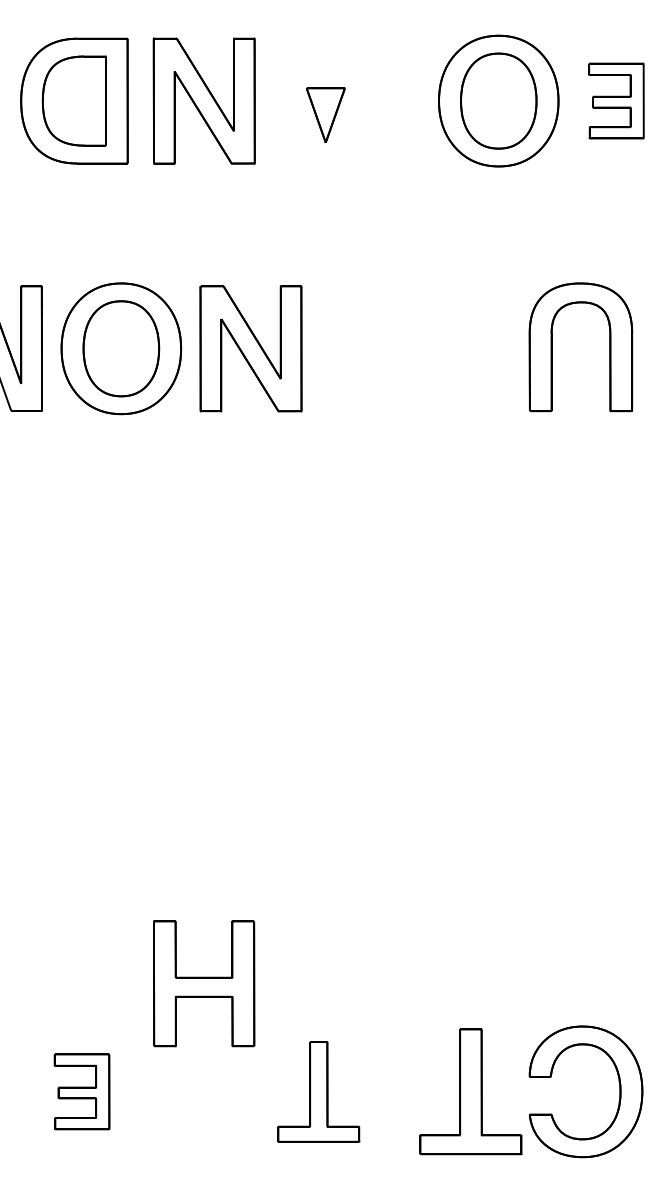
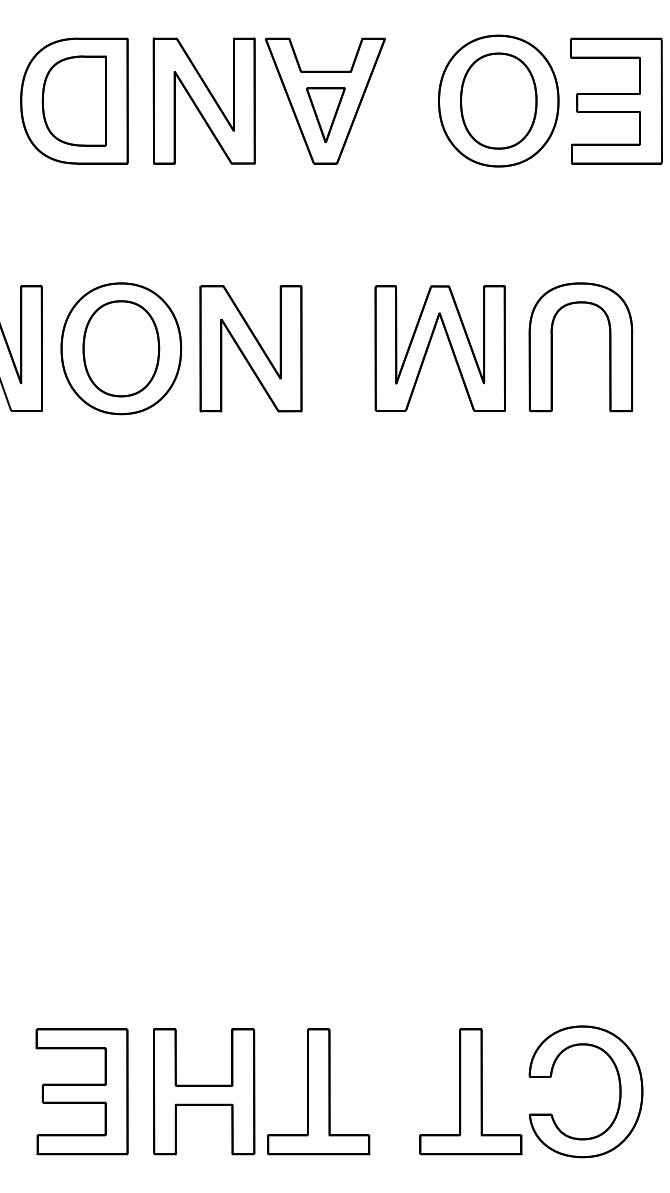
part: none -> present (324, 100)
part size: 57x78 px -> 93x128 px (616, 100)
part: none -> present (429, 346)
part position: (204, 983) -> (204, 1091) (204, 1091)
part size: 58x78 px -> 94x128 px (81, 1091)
part size: 84x102 px -> 104x128 px (318, 1091)
